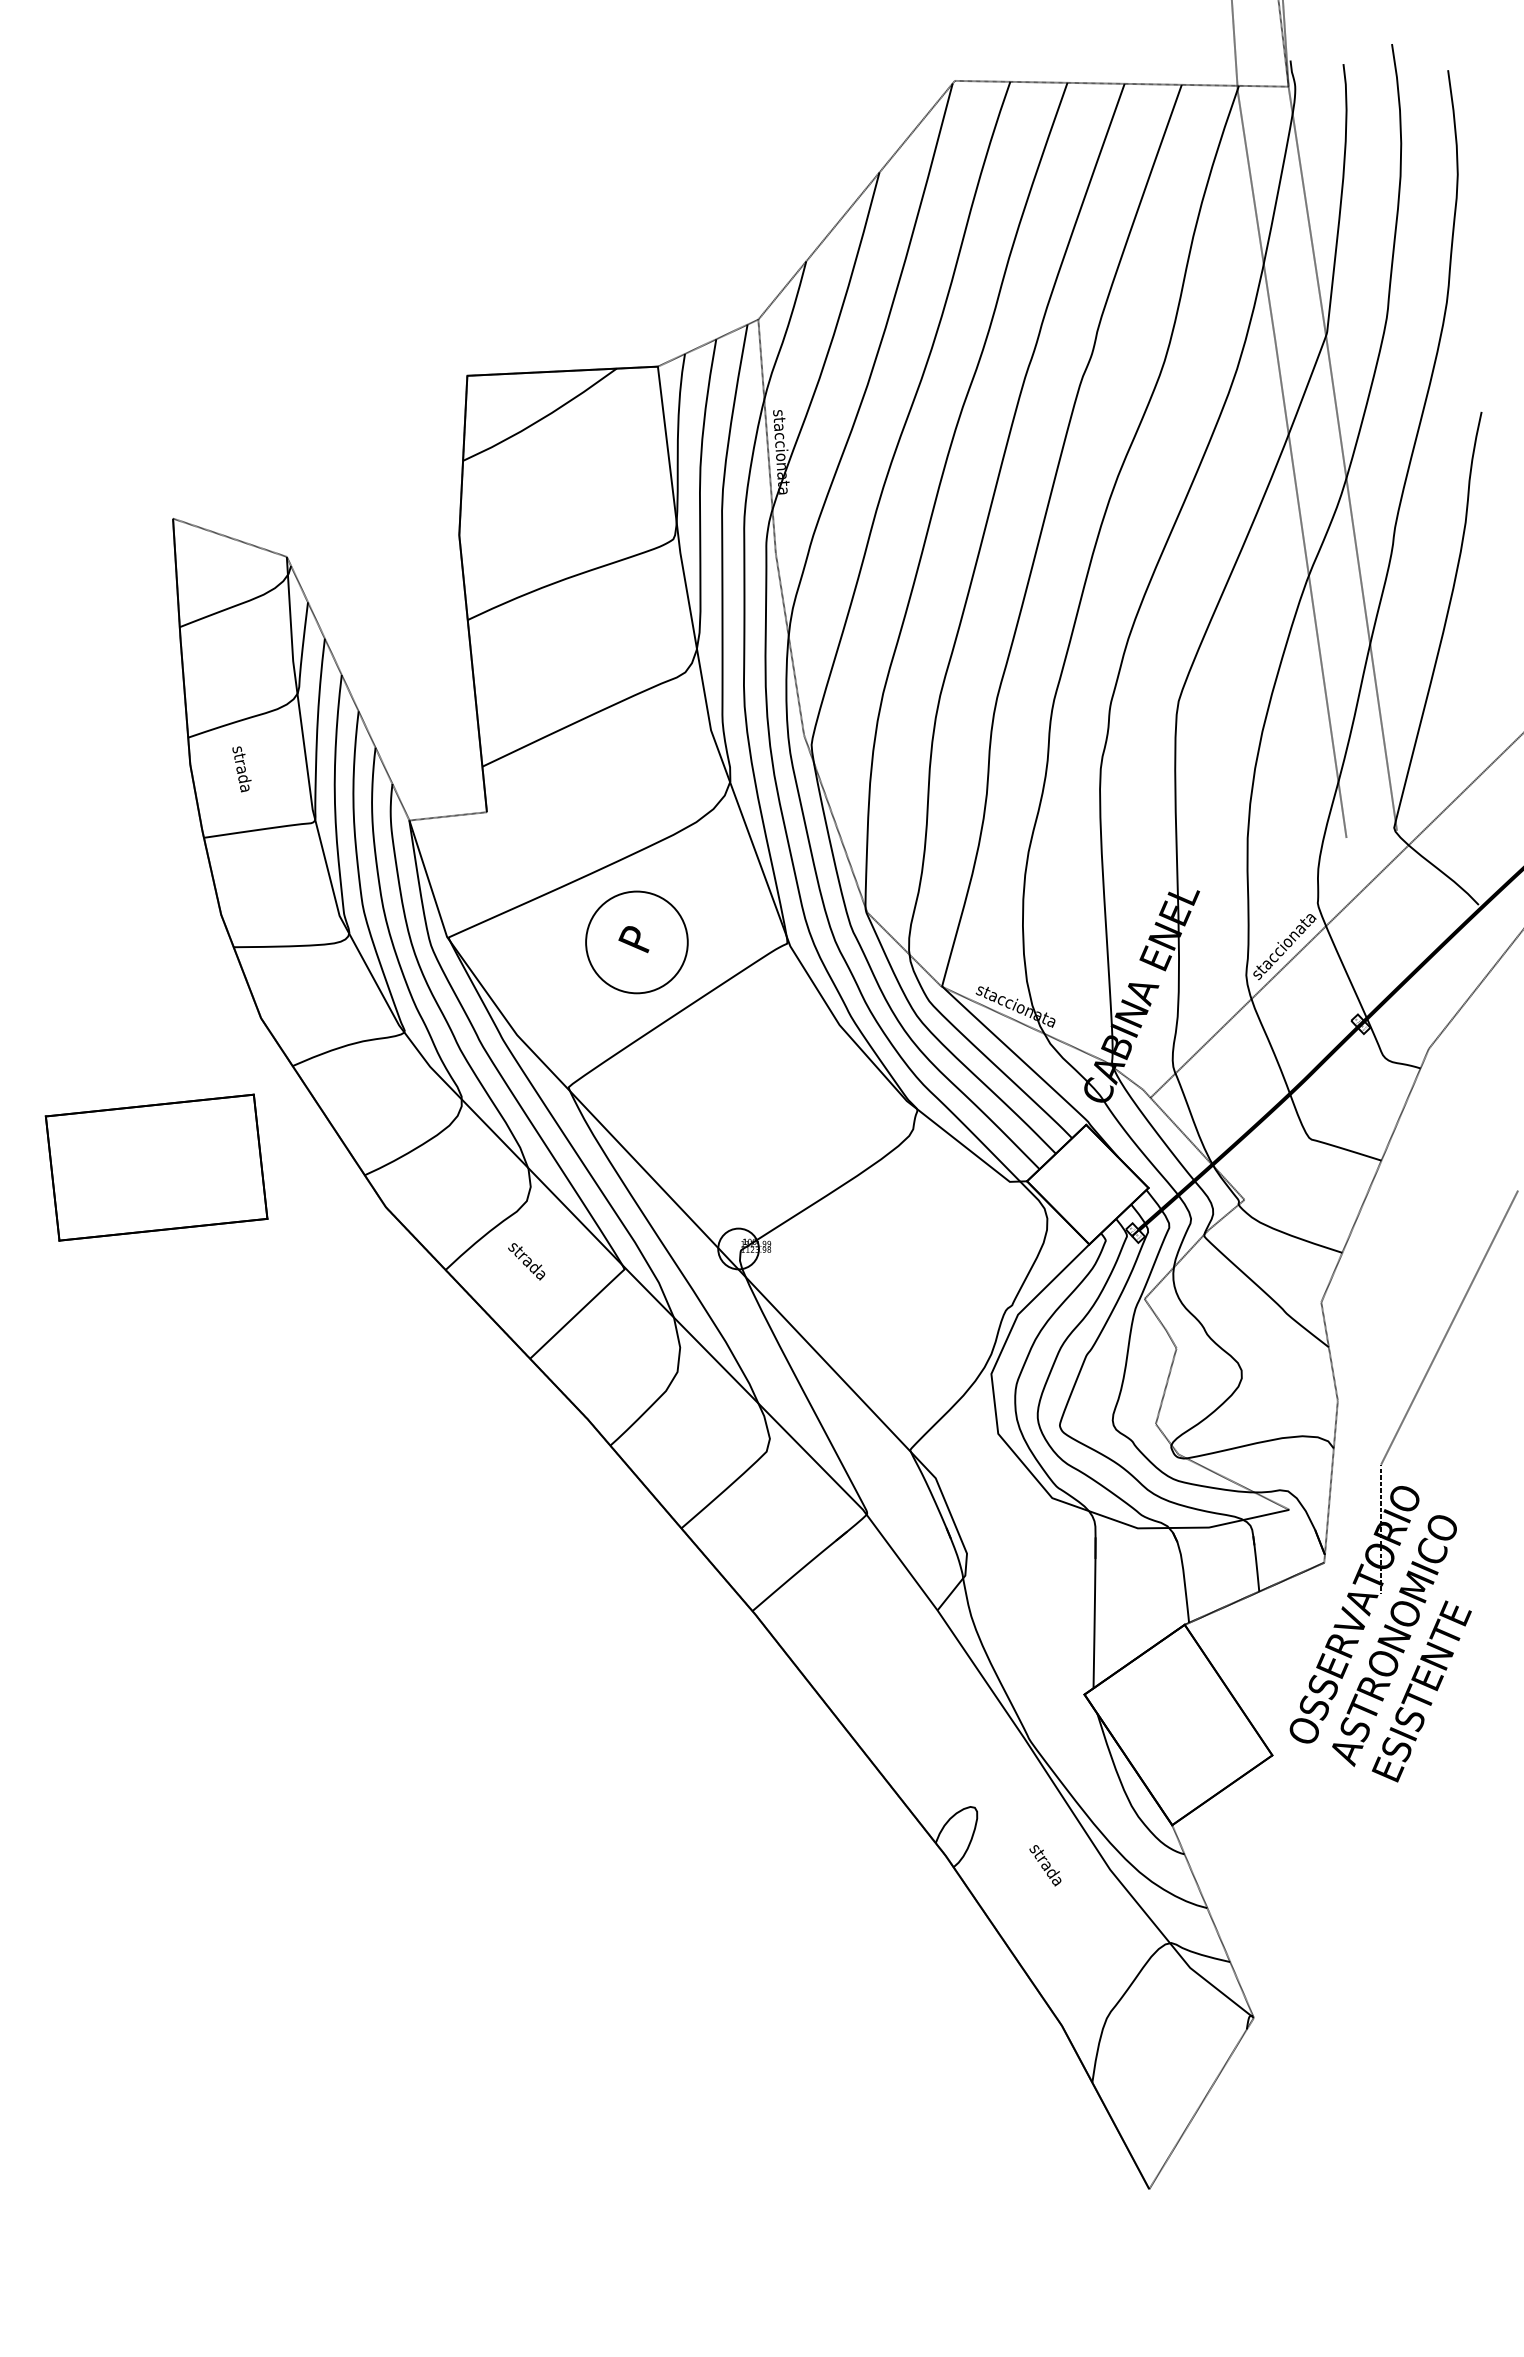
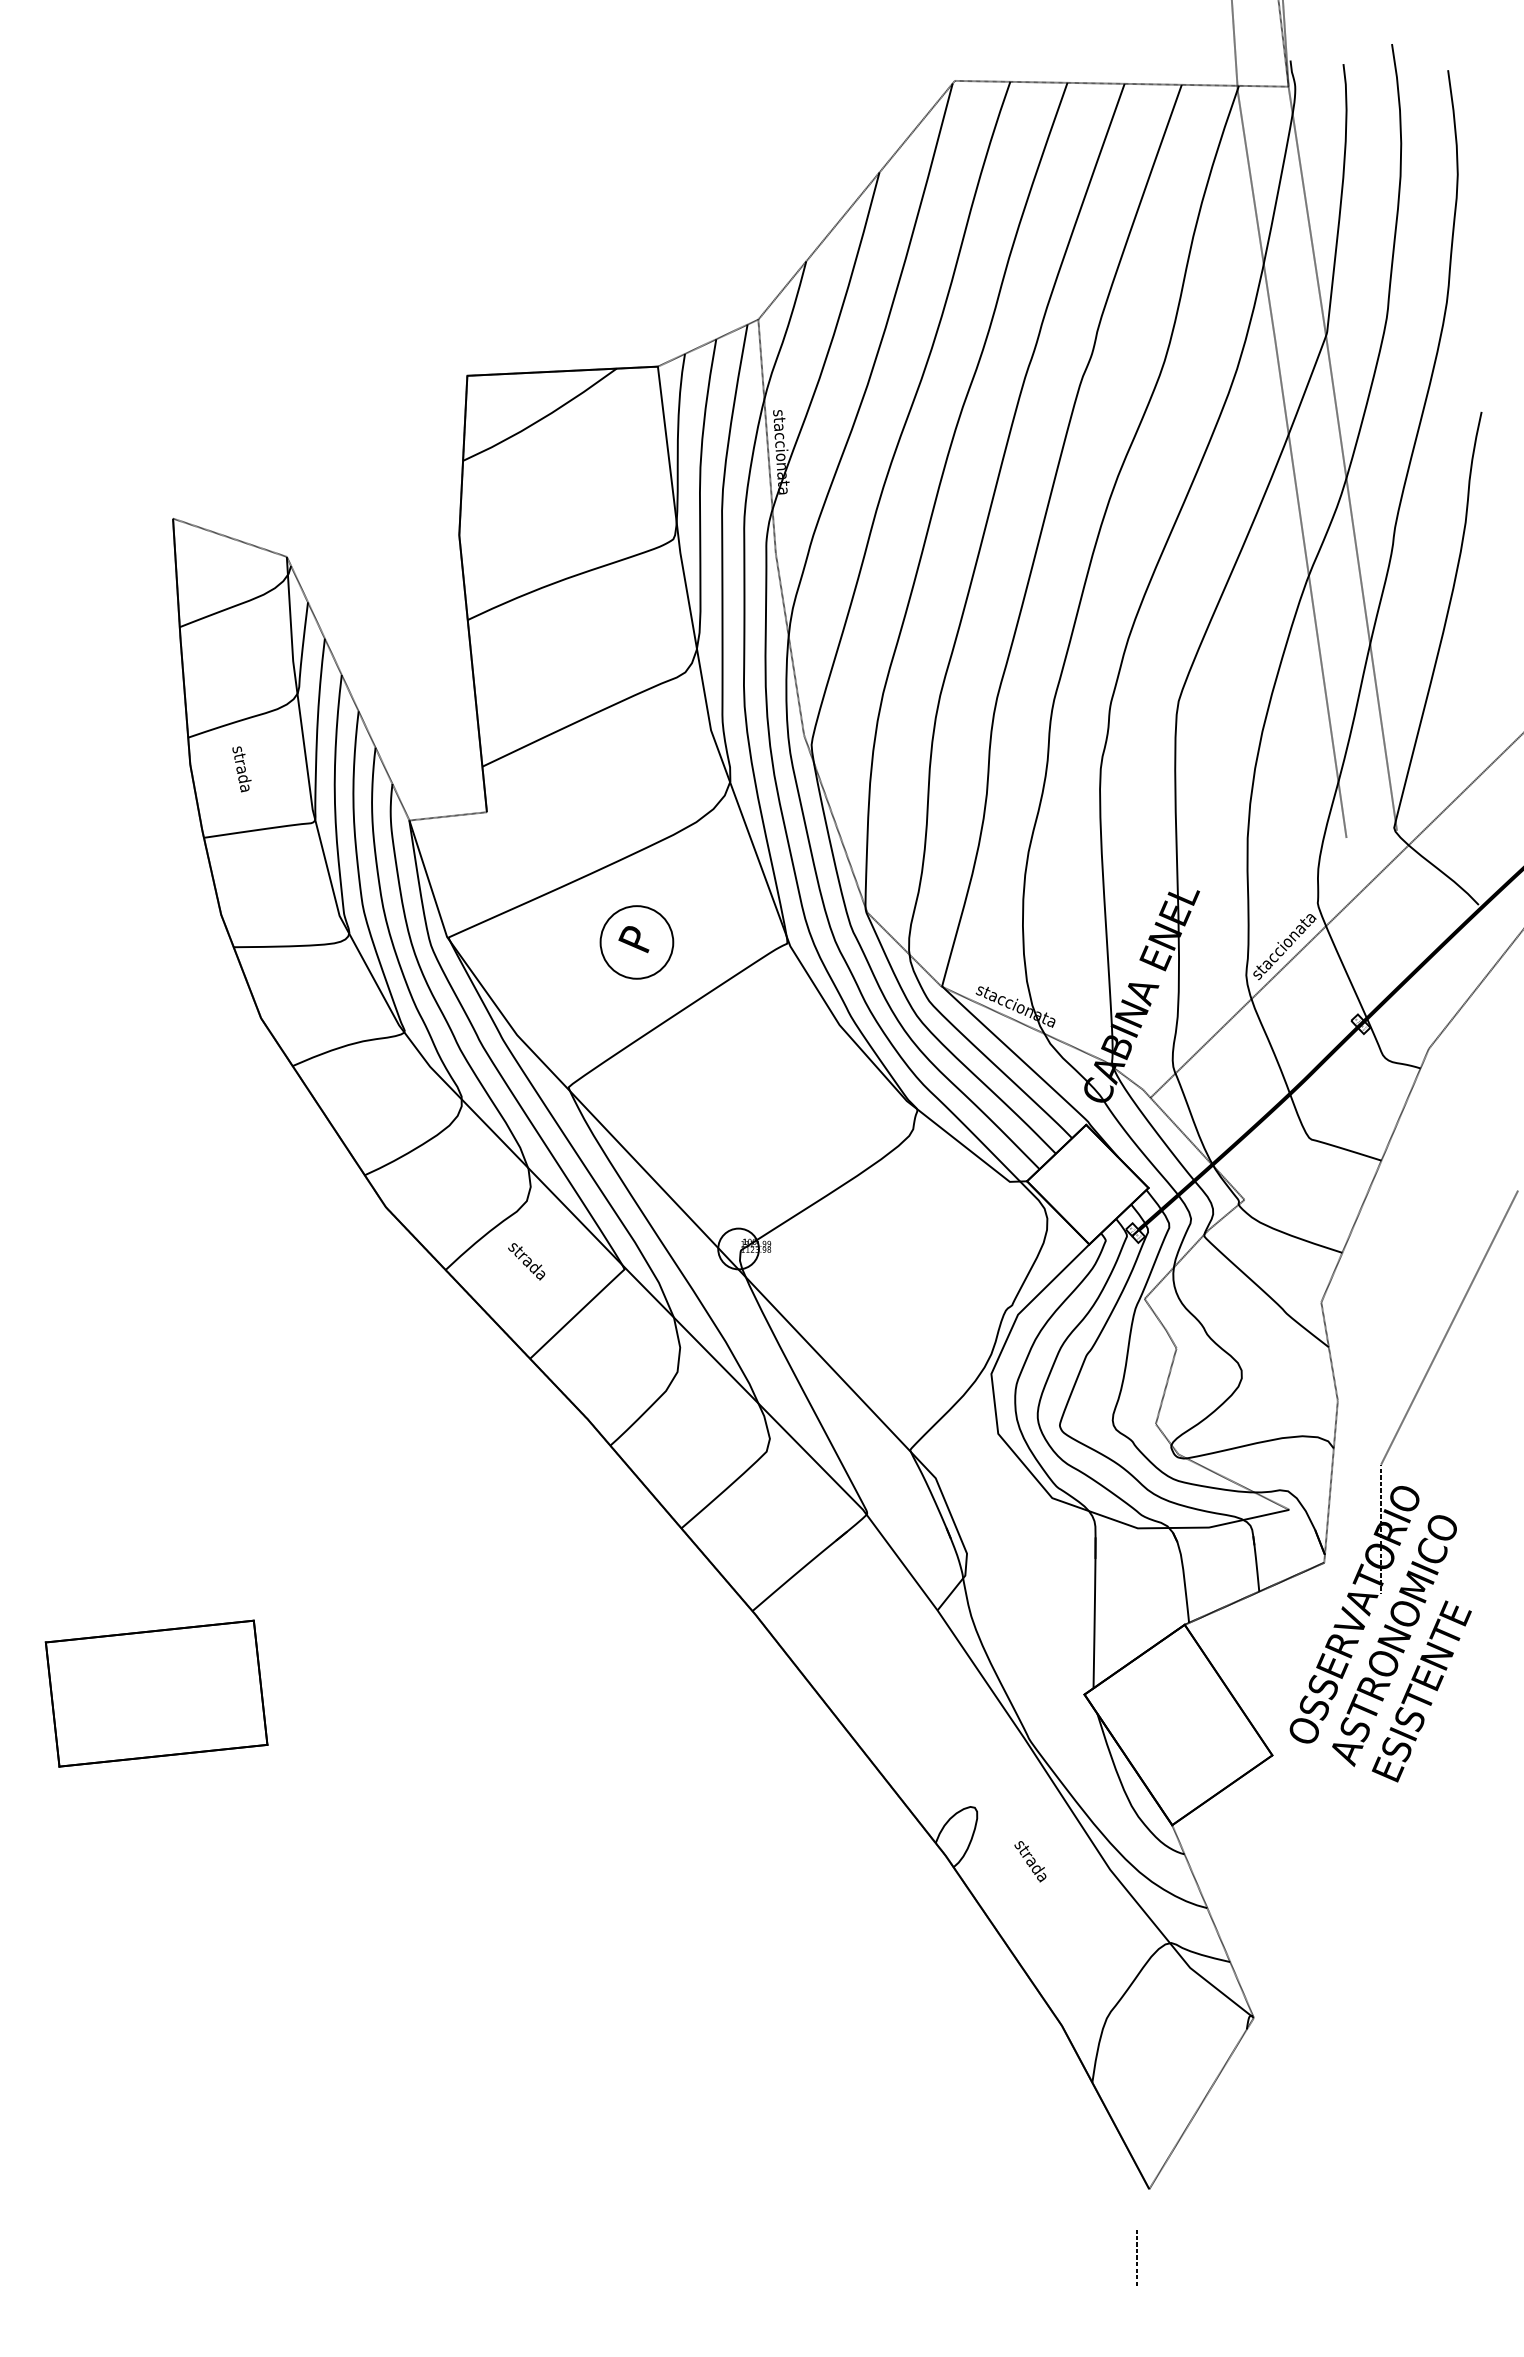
circle diameter: 102 px -> 73 px (636, 942)
part position: (156, 1167) -> (156, 1693) (156, 1693)
text position: (1045, 1865) -> (1030, 1861) (1030, 1861)
line: none -> present (1137, 2258)
